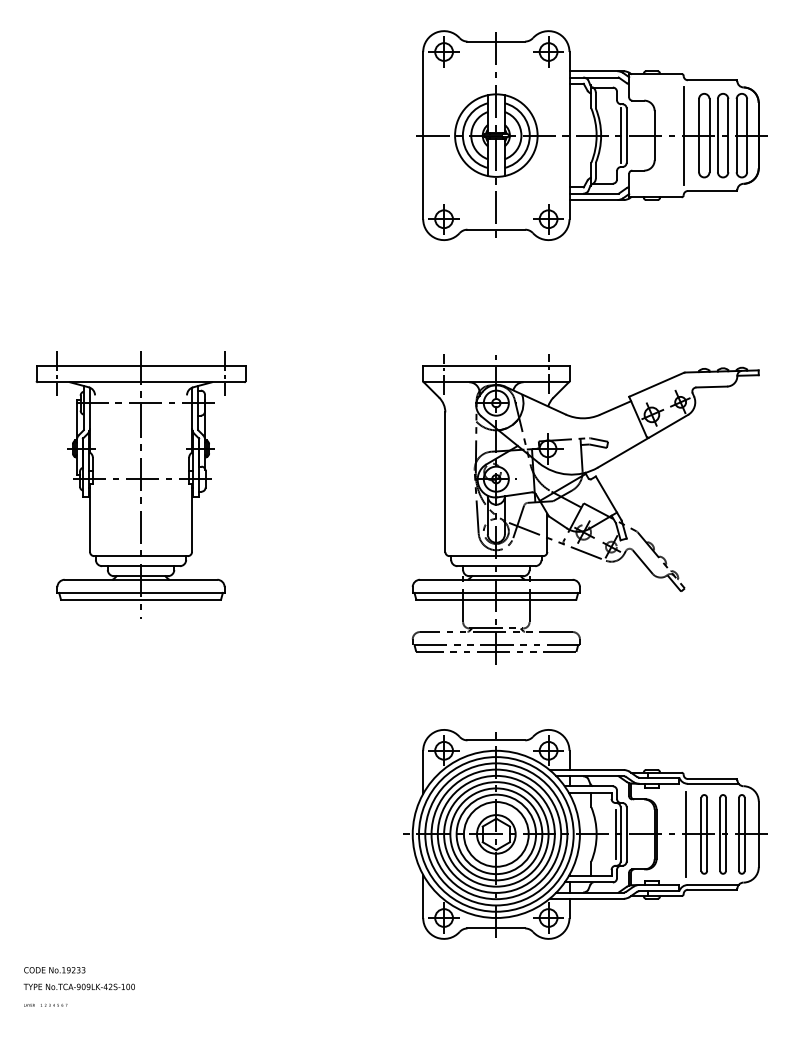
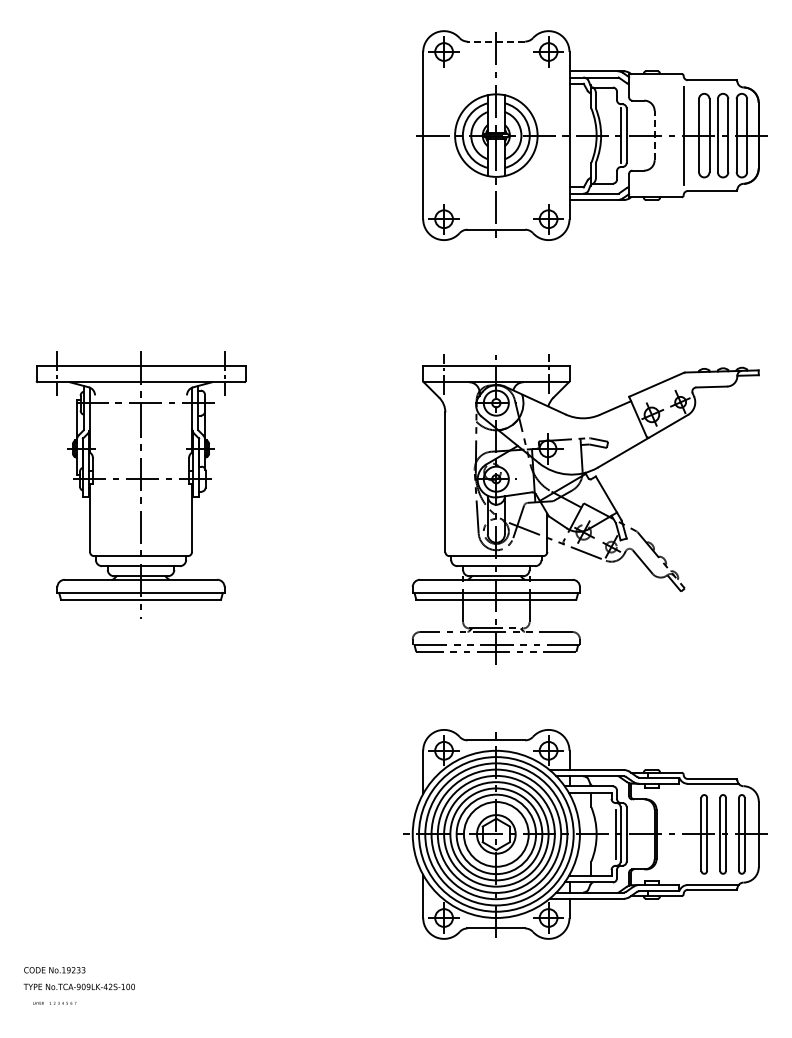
line: solid -> dashed (496, 41)
line: solid -> dashed (654, 135)
line: present -> none (685, 834)
text position: (45, 1004) -> (54, 1002) (54, 1002)
